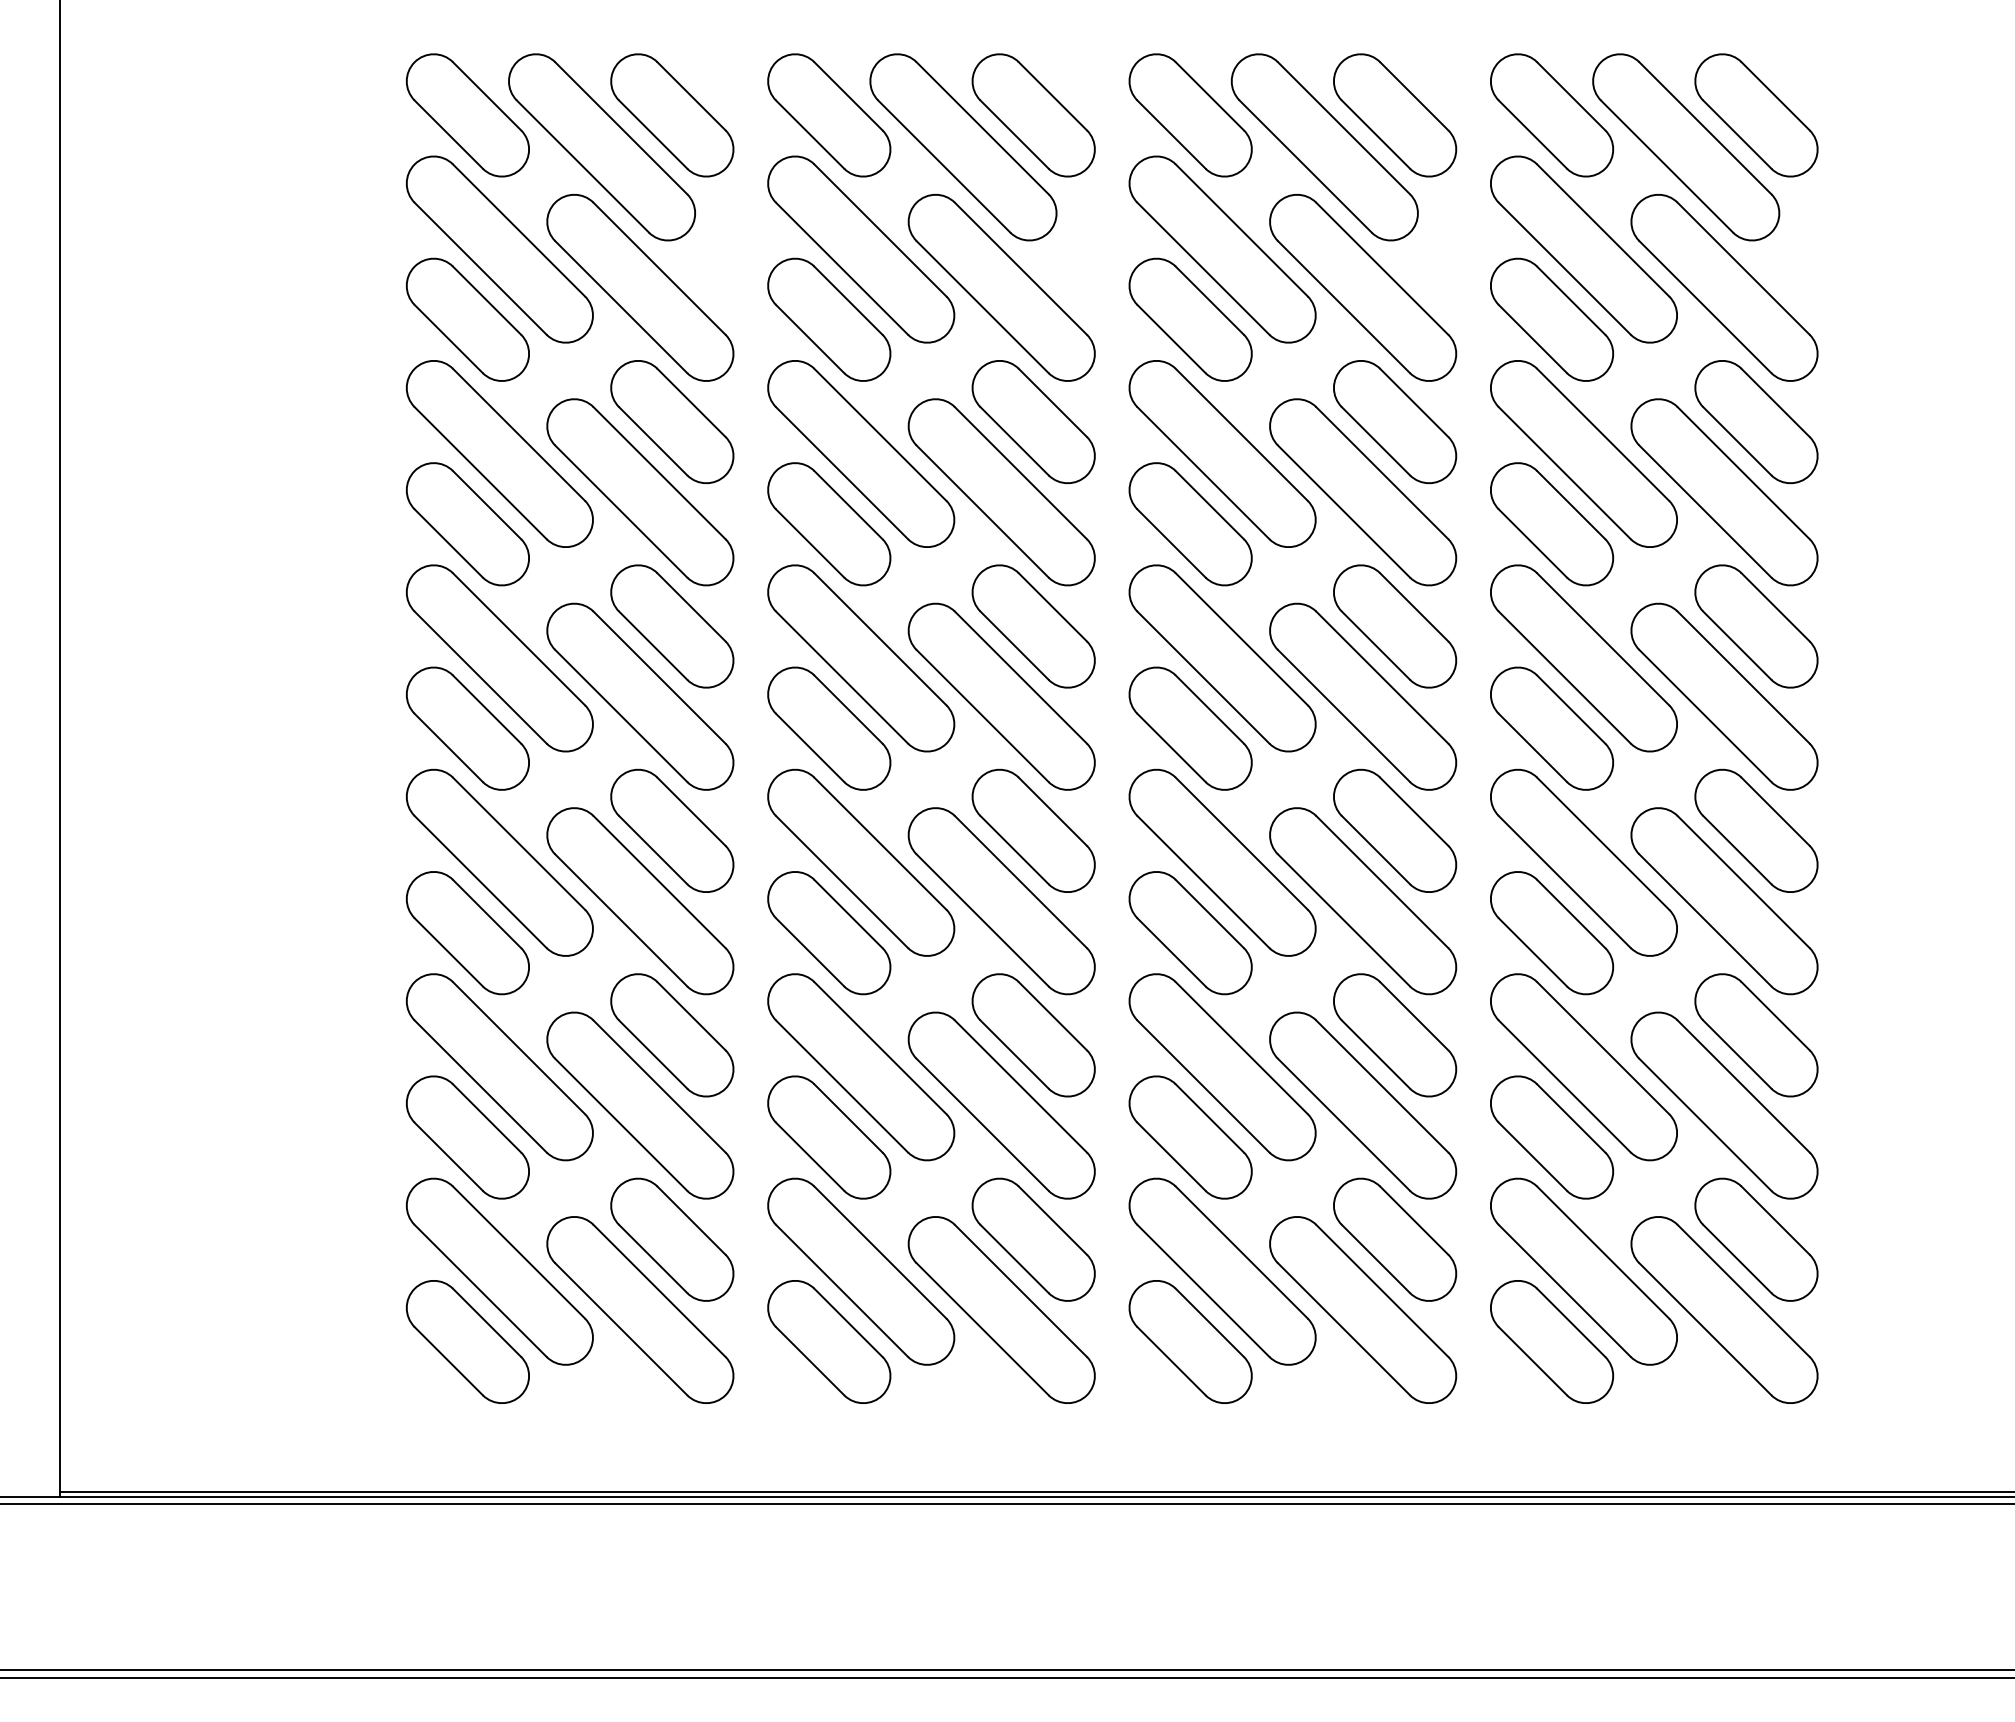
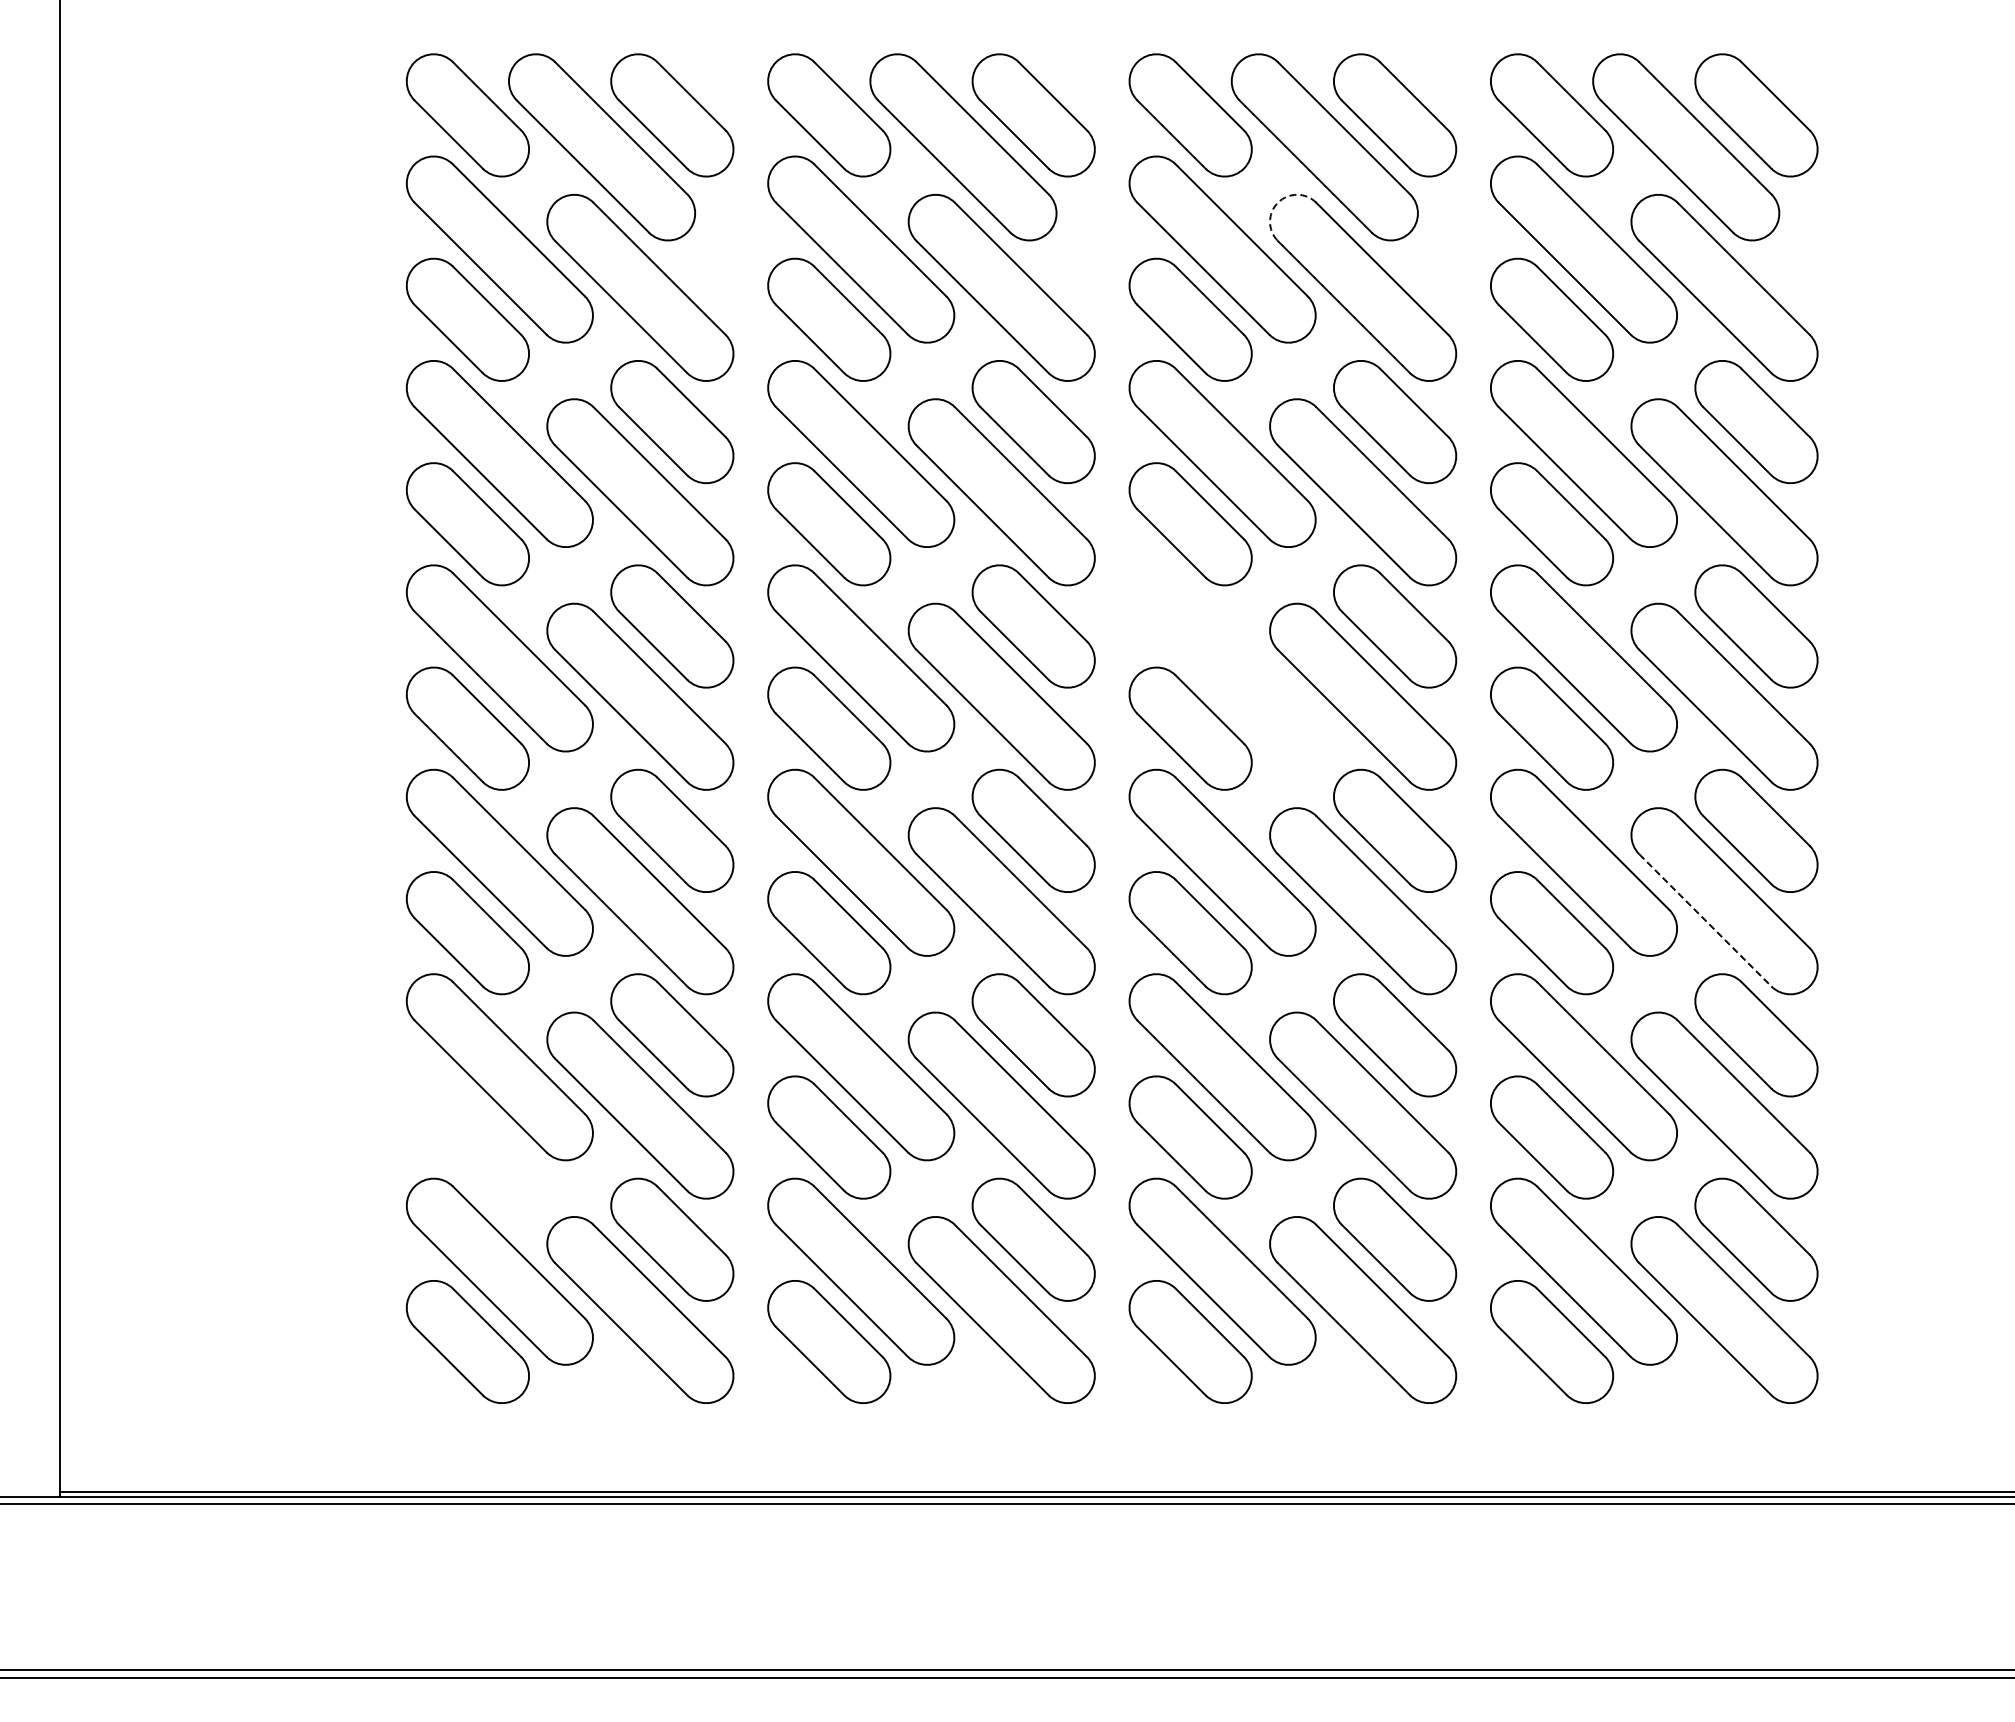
arc: solid -> dashed (1277, 202)
part: present -> none (1222, 658)
line: solid -> dashed (1705, 920)
part: present -> none (467, 1137)
